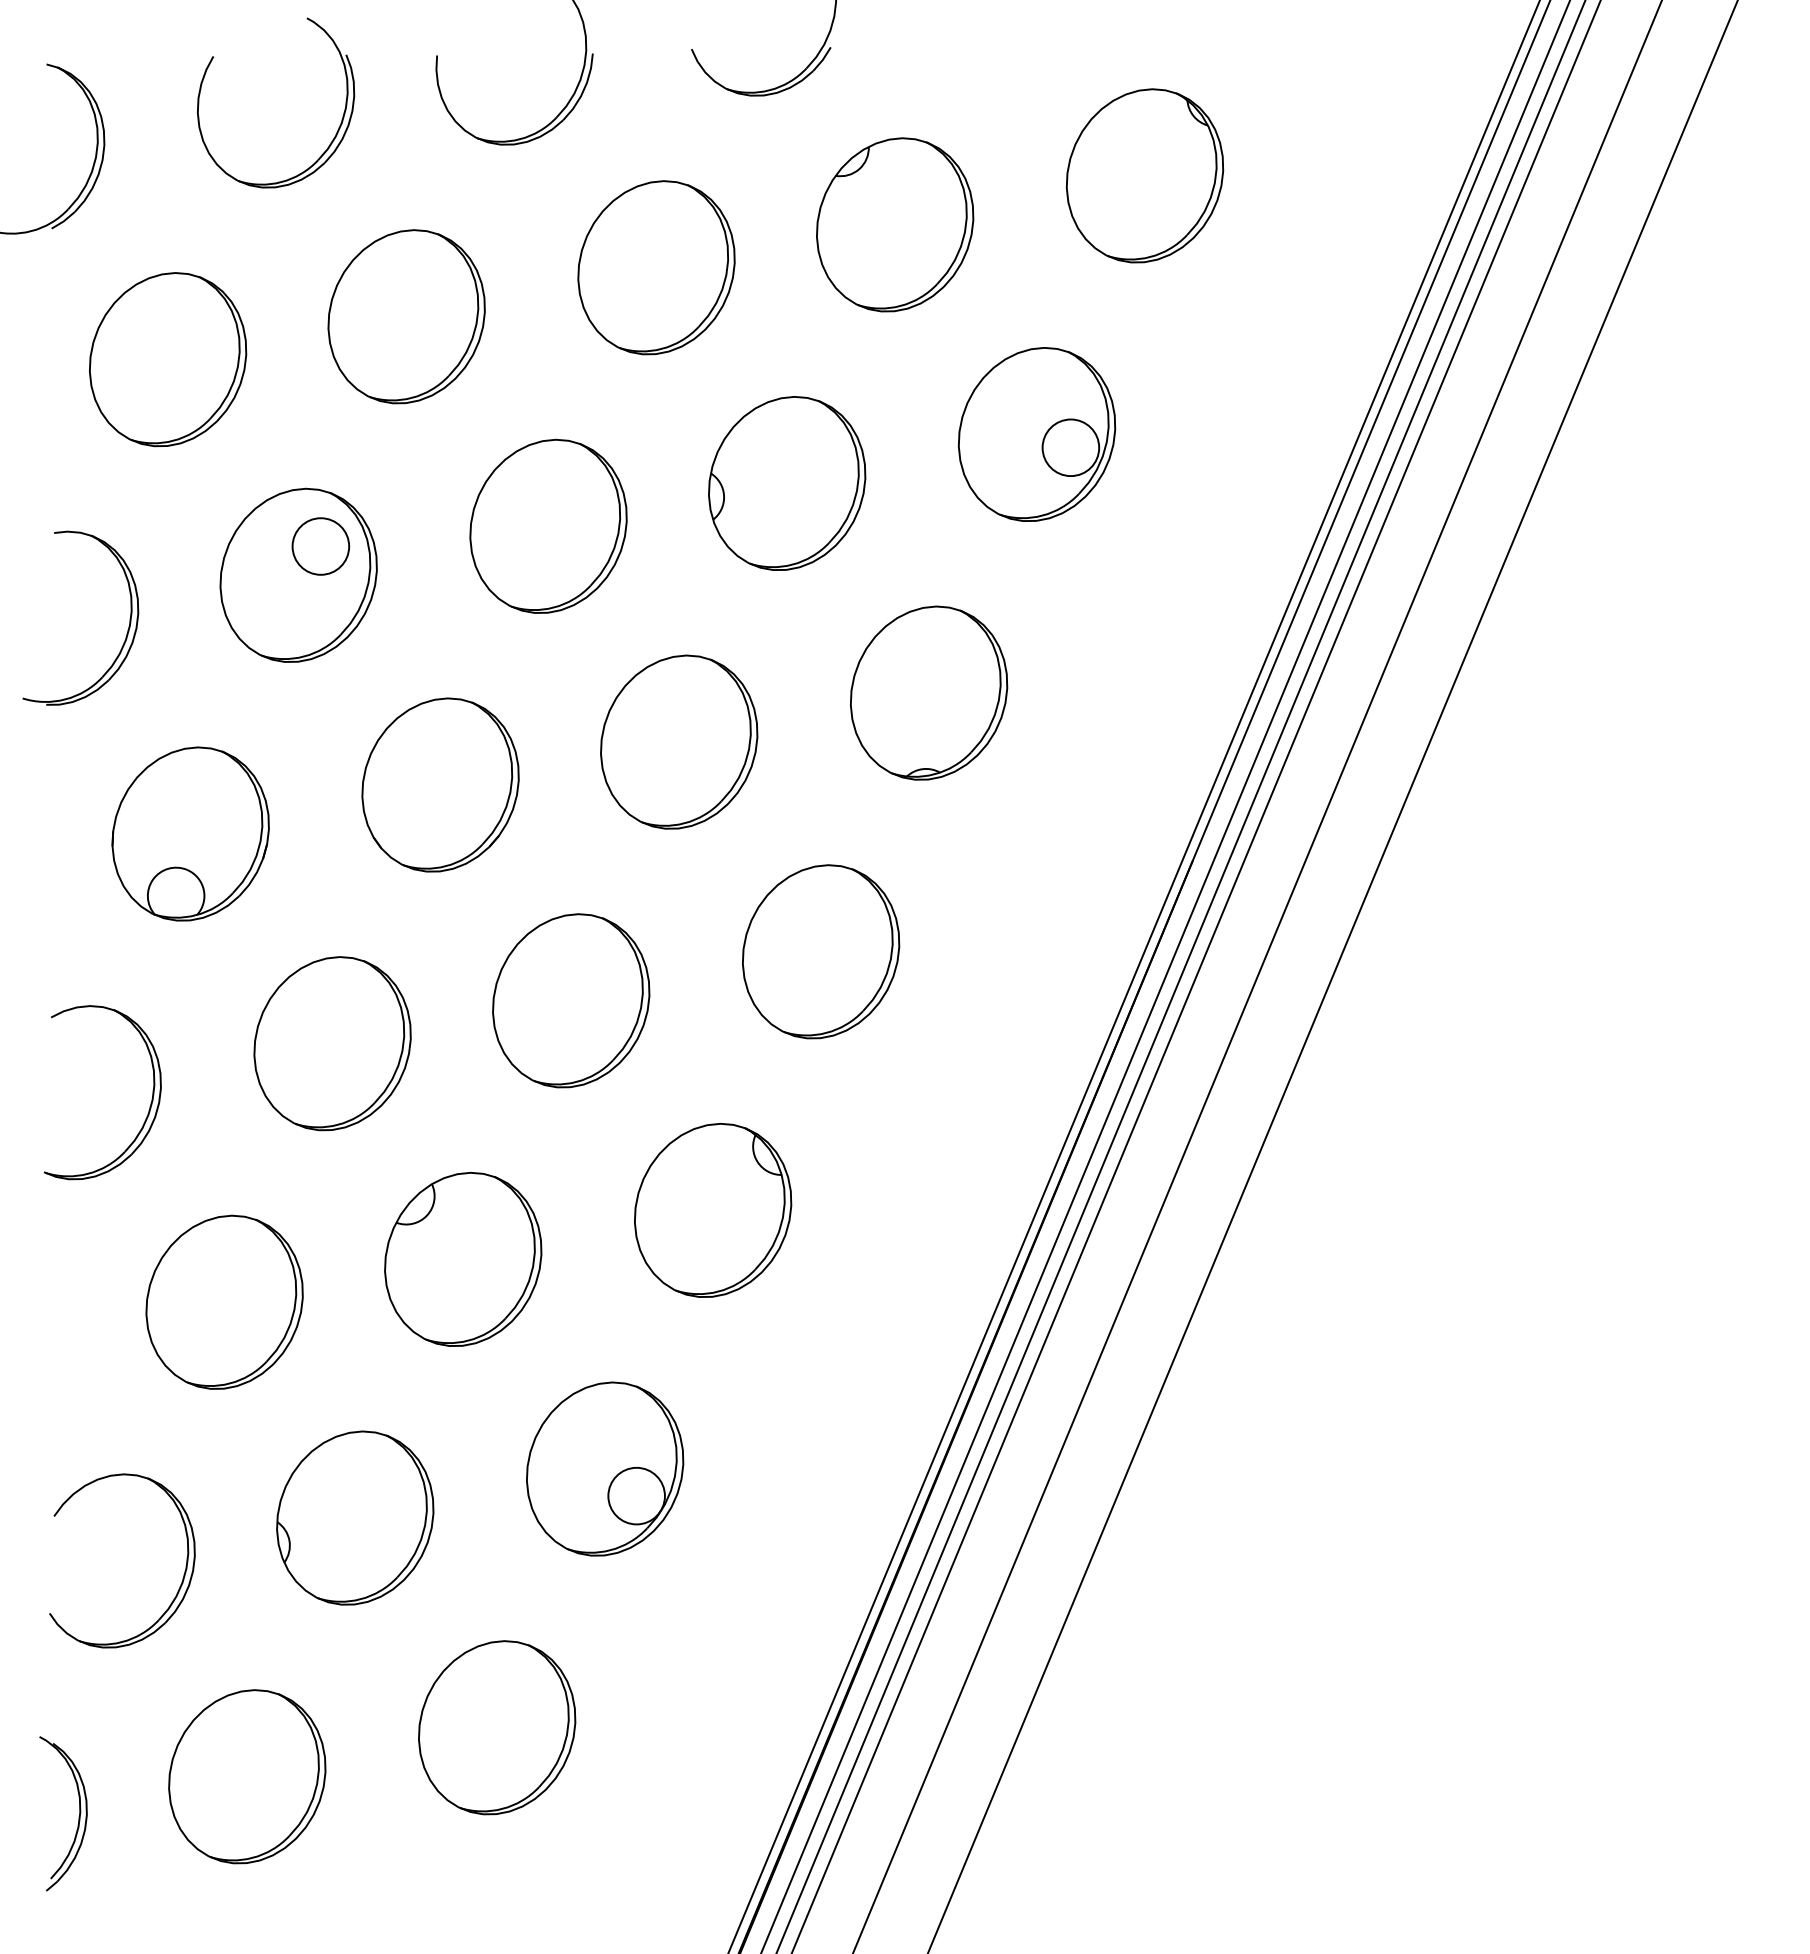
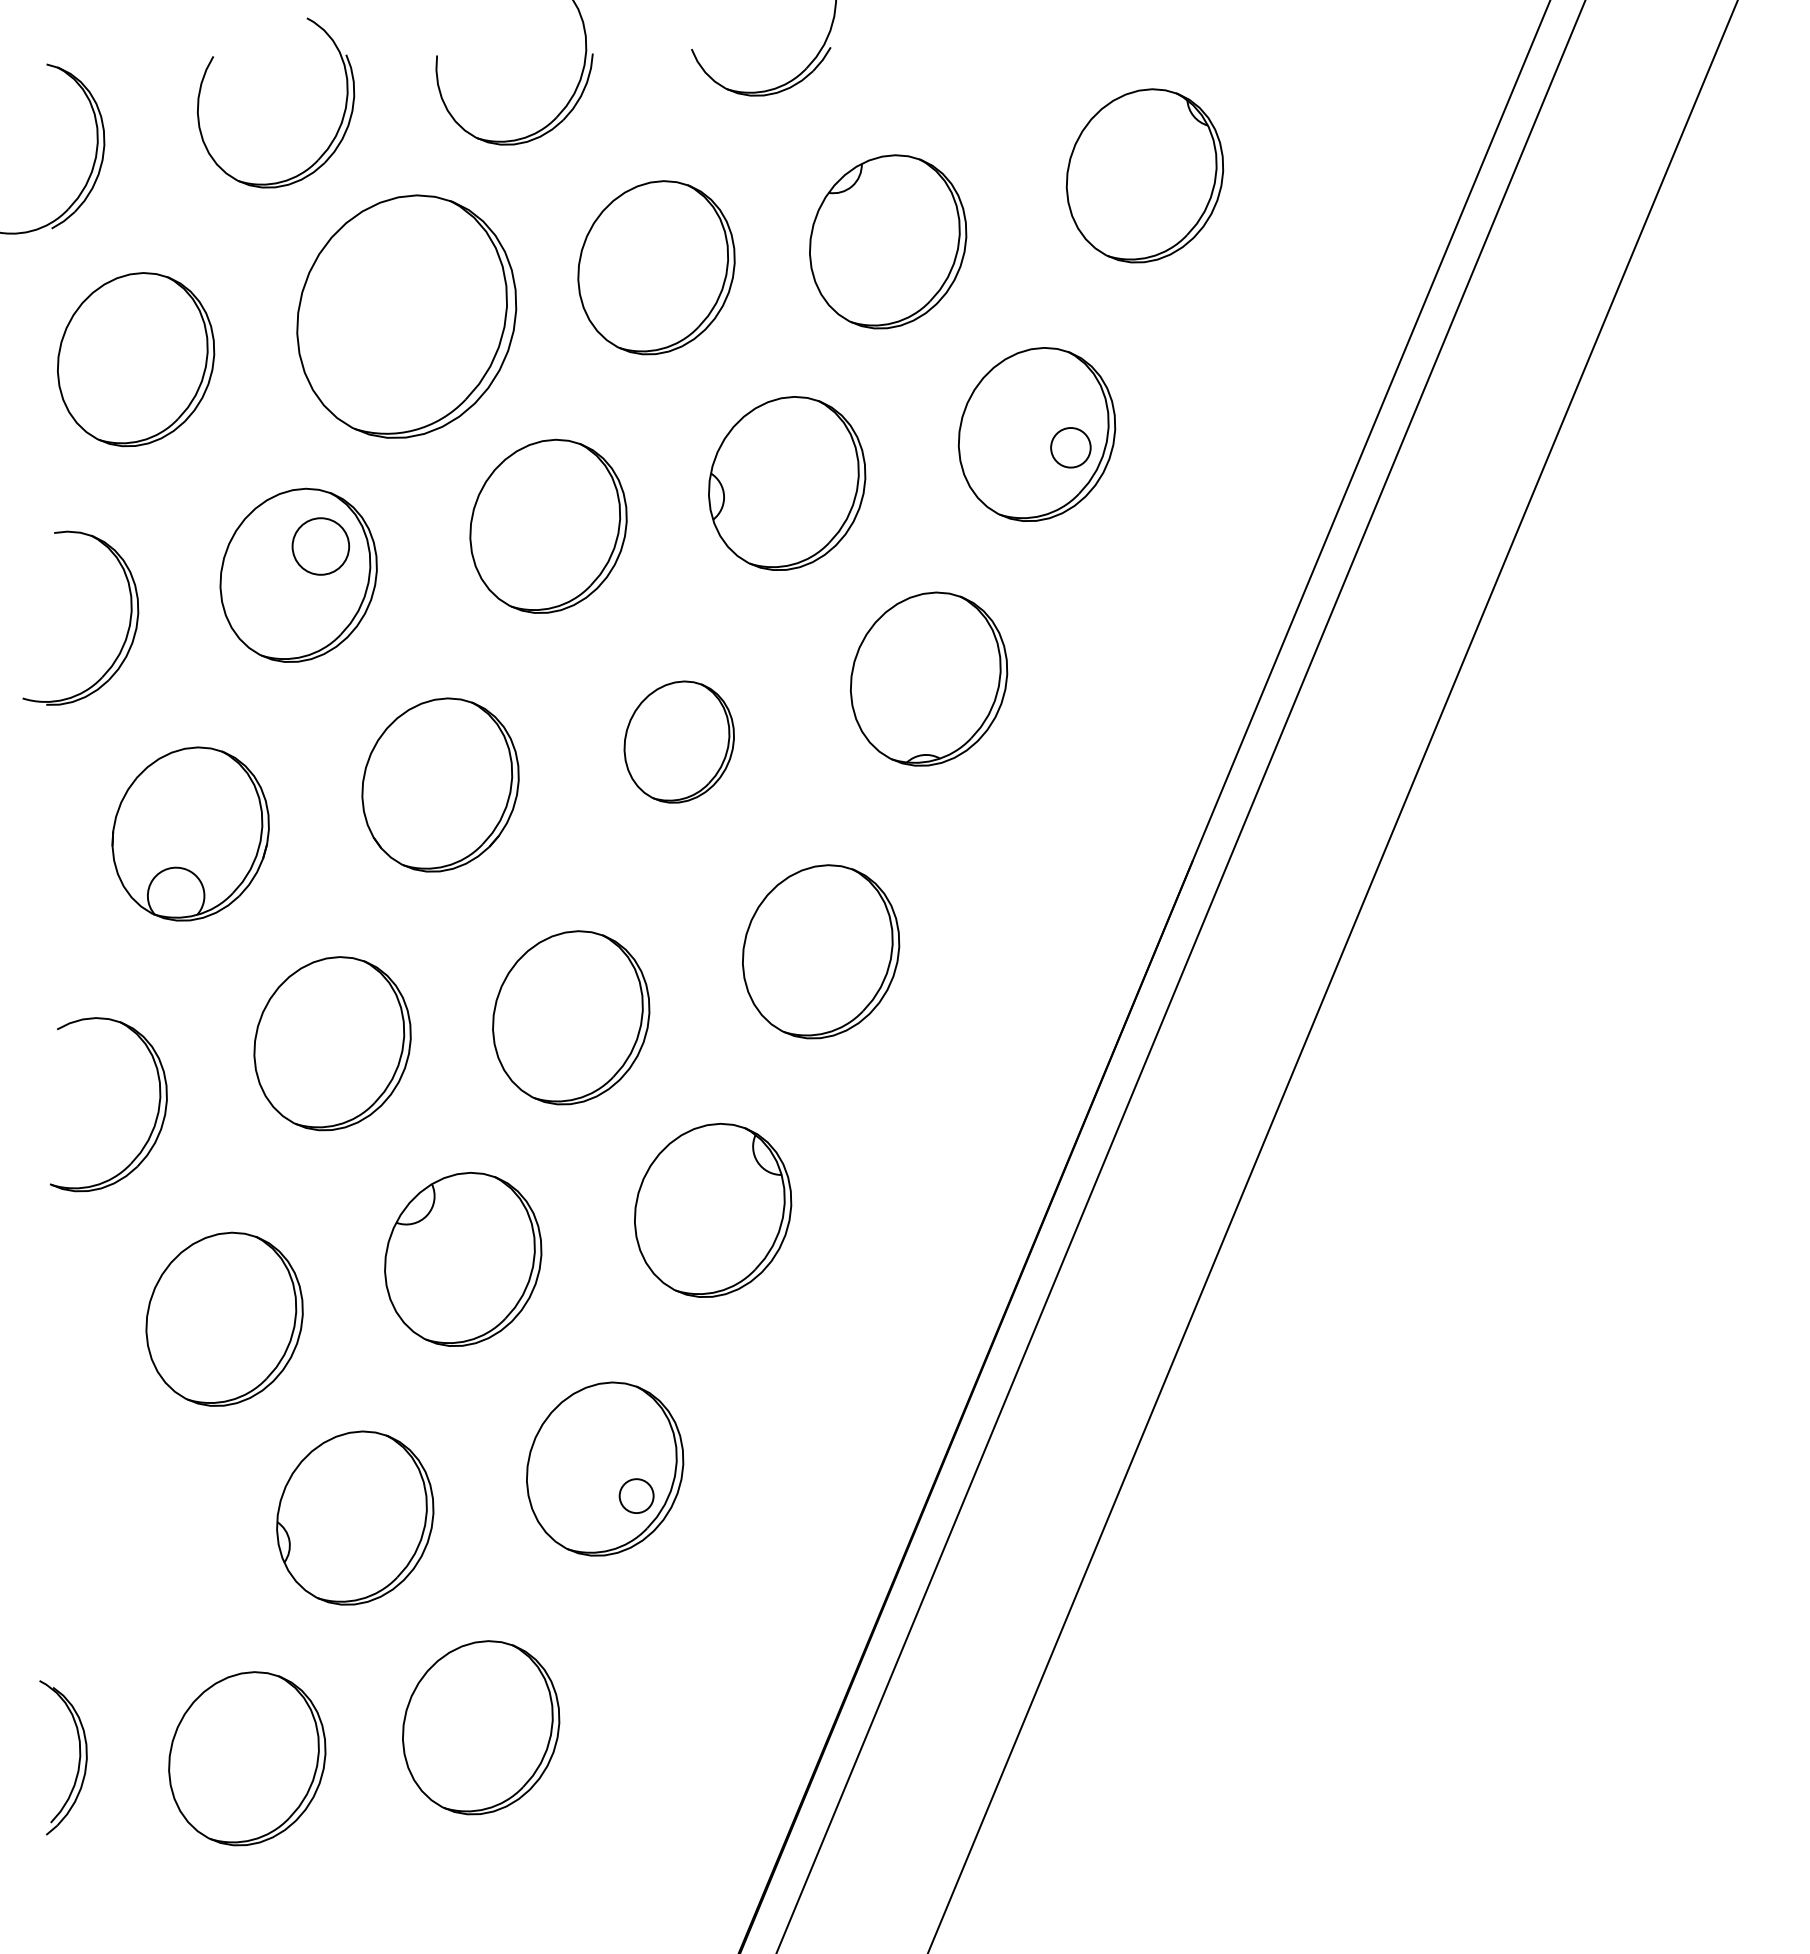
part position: (895, 224) -> (888, 241) (888, 241)
part size: 159x176 px -> 222x245 px (406, 316)
part position: (168, 359) -> (136, 359) (136, 359)
circle diameter: 57 px -> 40 px (1070, 447)
part position: (929, 692) -> (929, 678) (929, 678)
part size: 159x176 px -> 112x124 px (678, 741)
line: present -> none (1134, 976)
line: present -> none (1165, 976)
line: present -> none (1195, 976)
line: present -> none (1257, 976)
part position: (571, 1000) -> (571, 1017) (571, 1017)
part position: (149, 1106) -> (155, 1118) (155, 1118)
part position: (224, 1301) -> (224, 1318) (224, 1318)
circle diameter: 57 px -> 34 px (636, 1496)
part: present -> none (183, 1574)
part position: (497, 1727) -> (481, 1727) (481, 1727)
part position: (247, 1776) -> (247, 1758) (247, 1758)
part position: (78, 1816) -> (78, 1760) (78, 1760)
